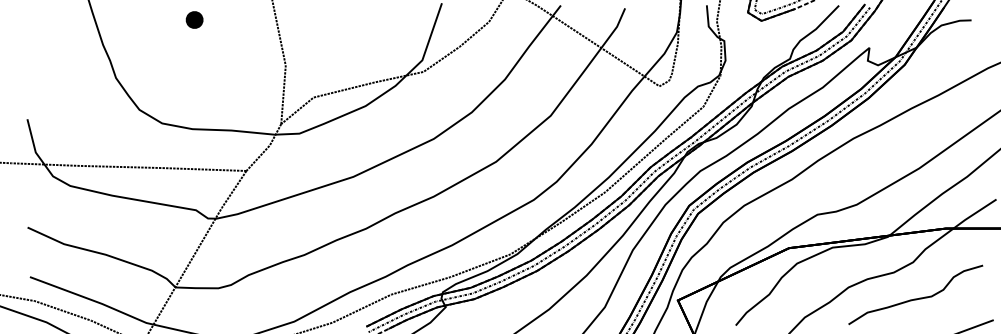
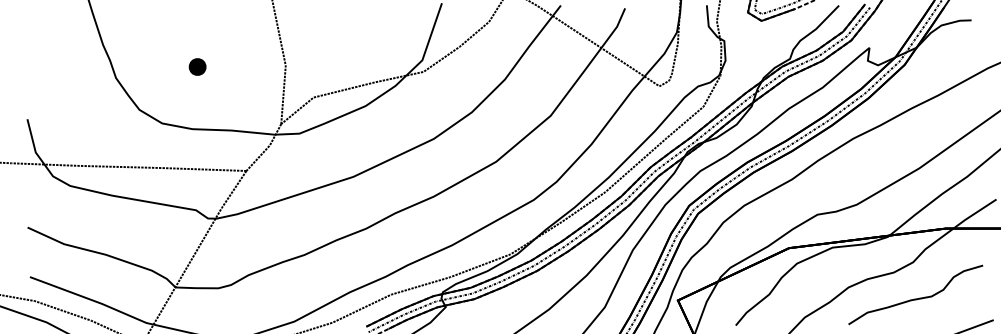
part position: (194, 19) -> (197, 66) (197, 66)
